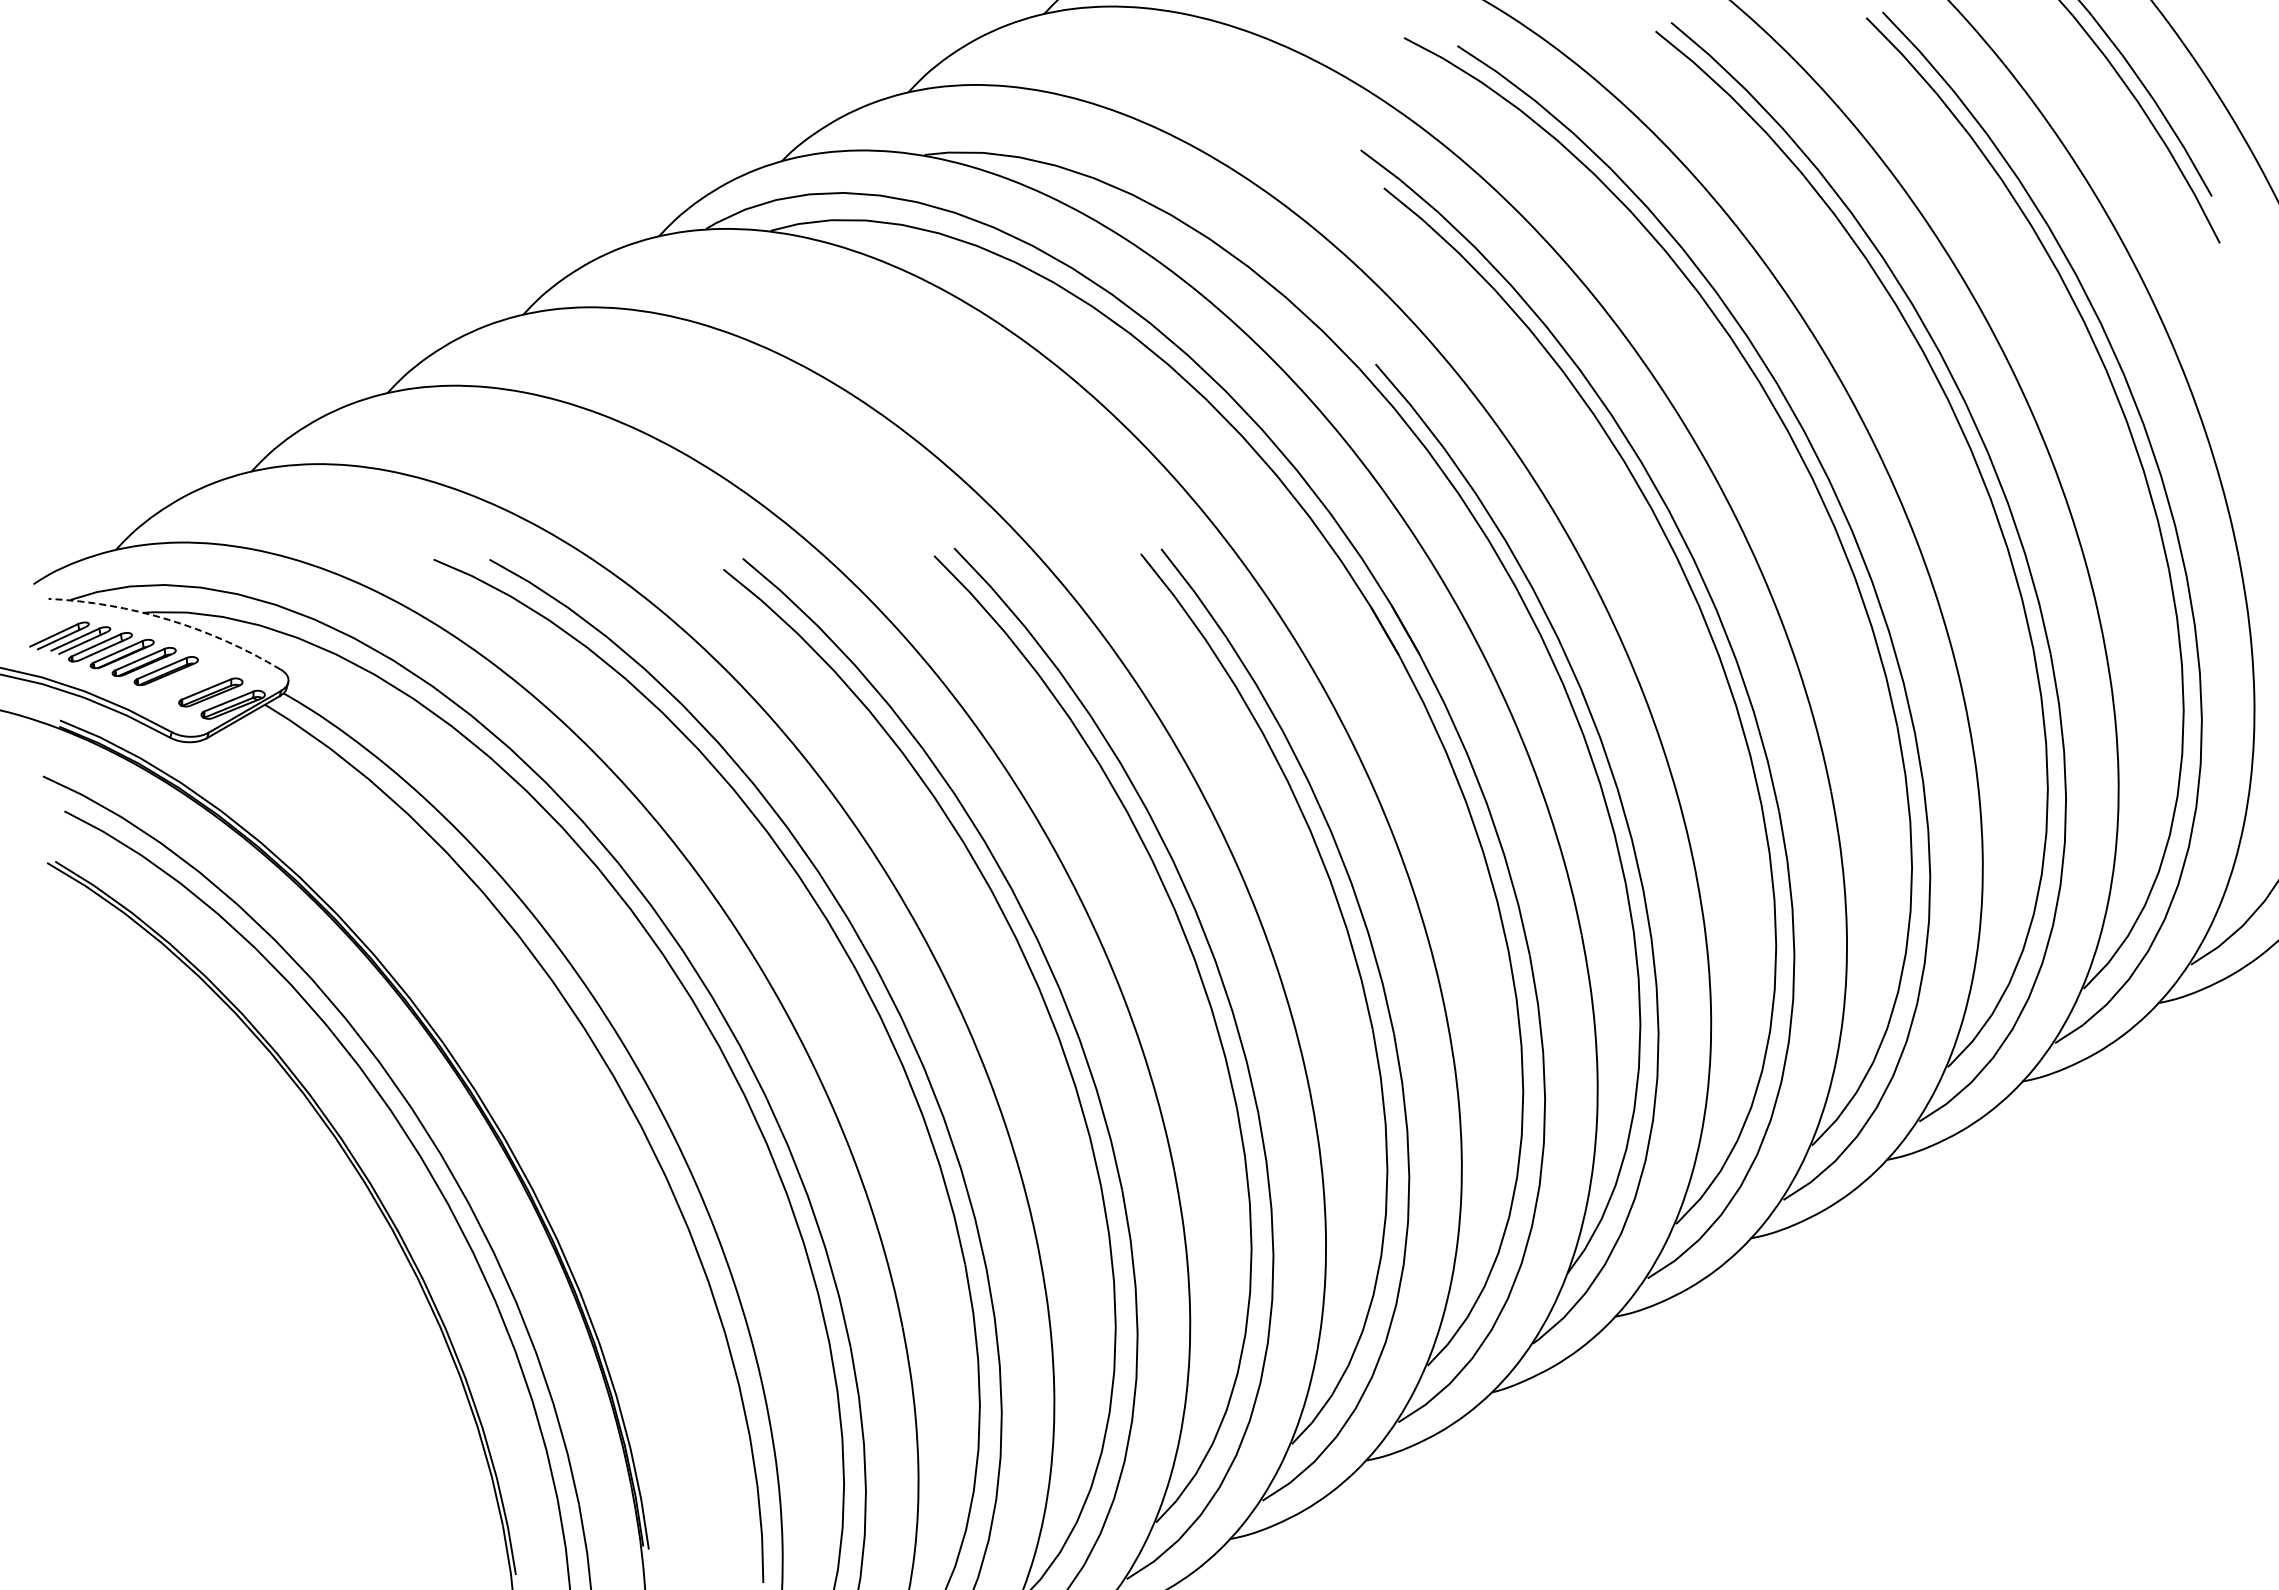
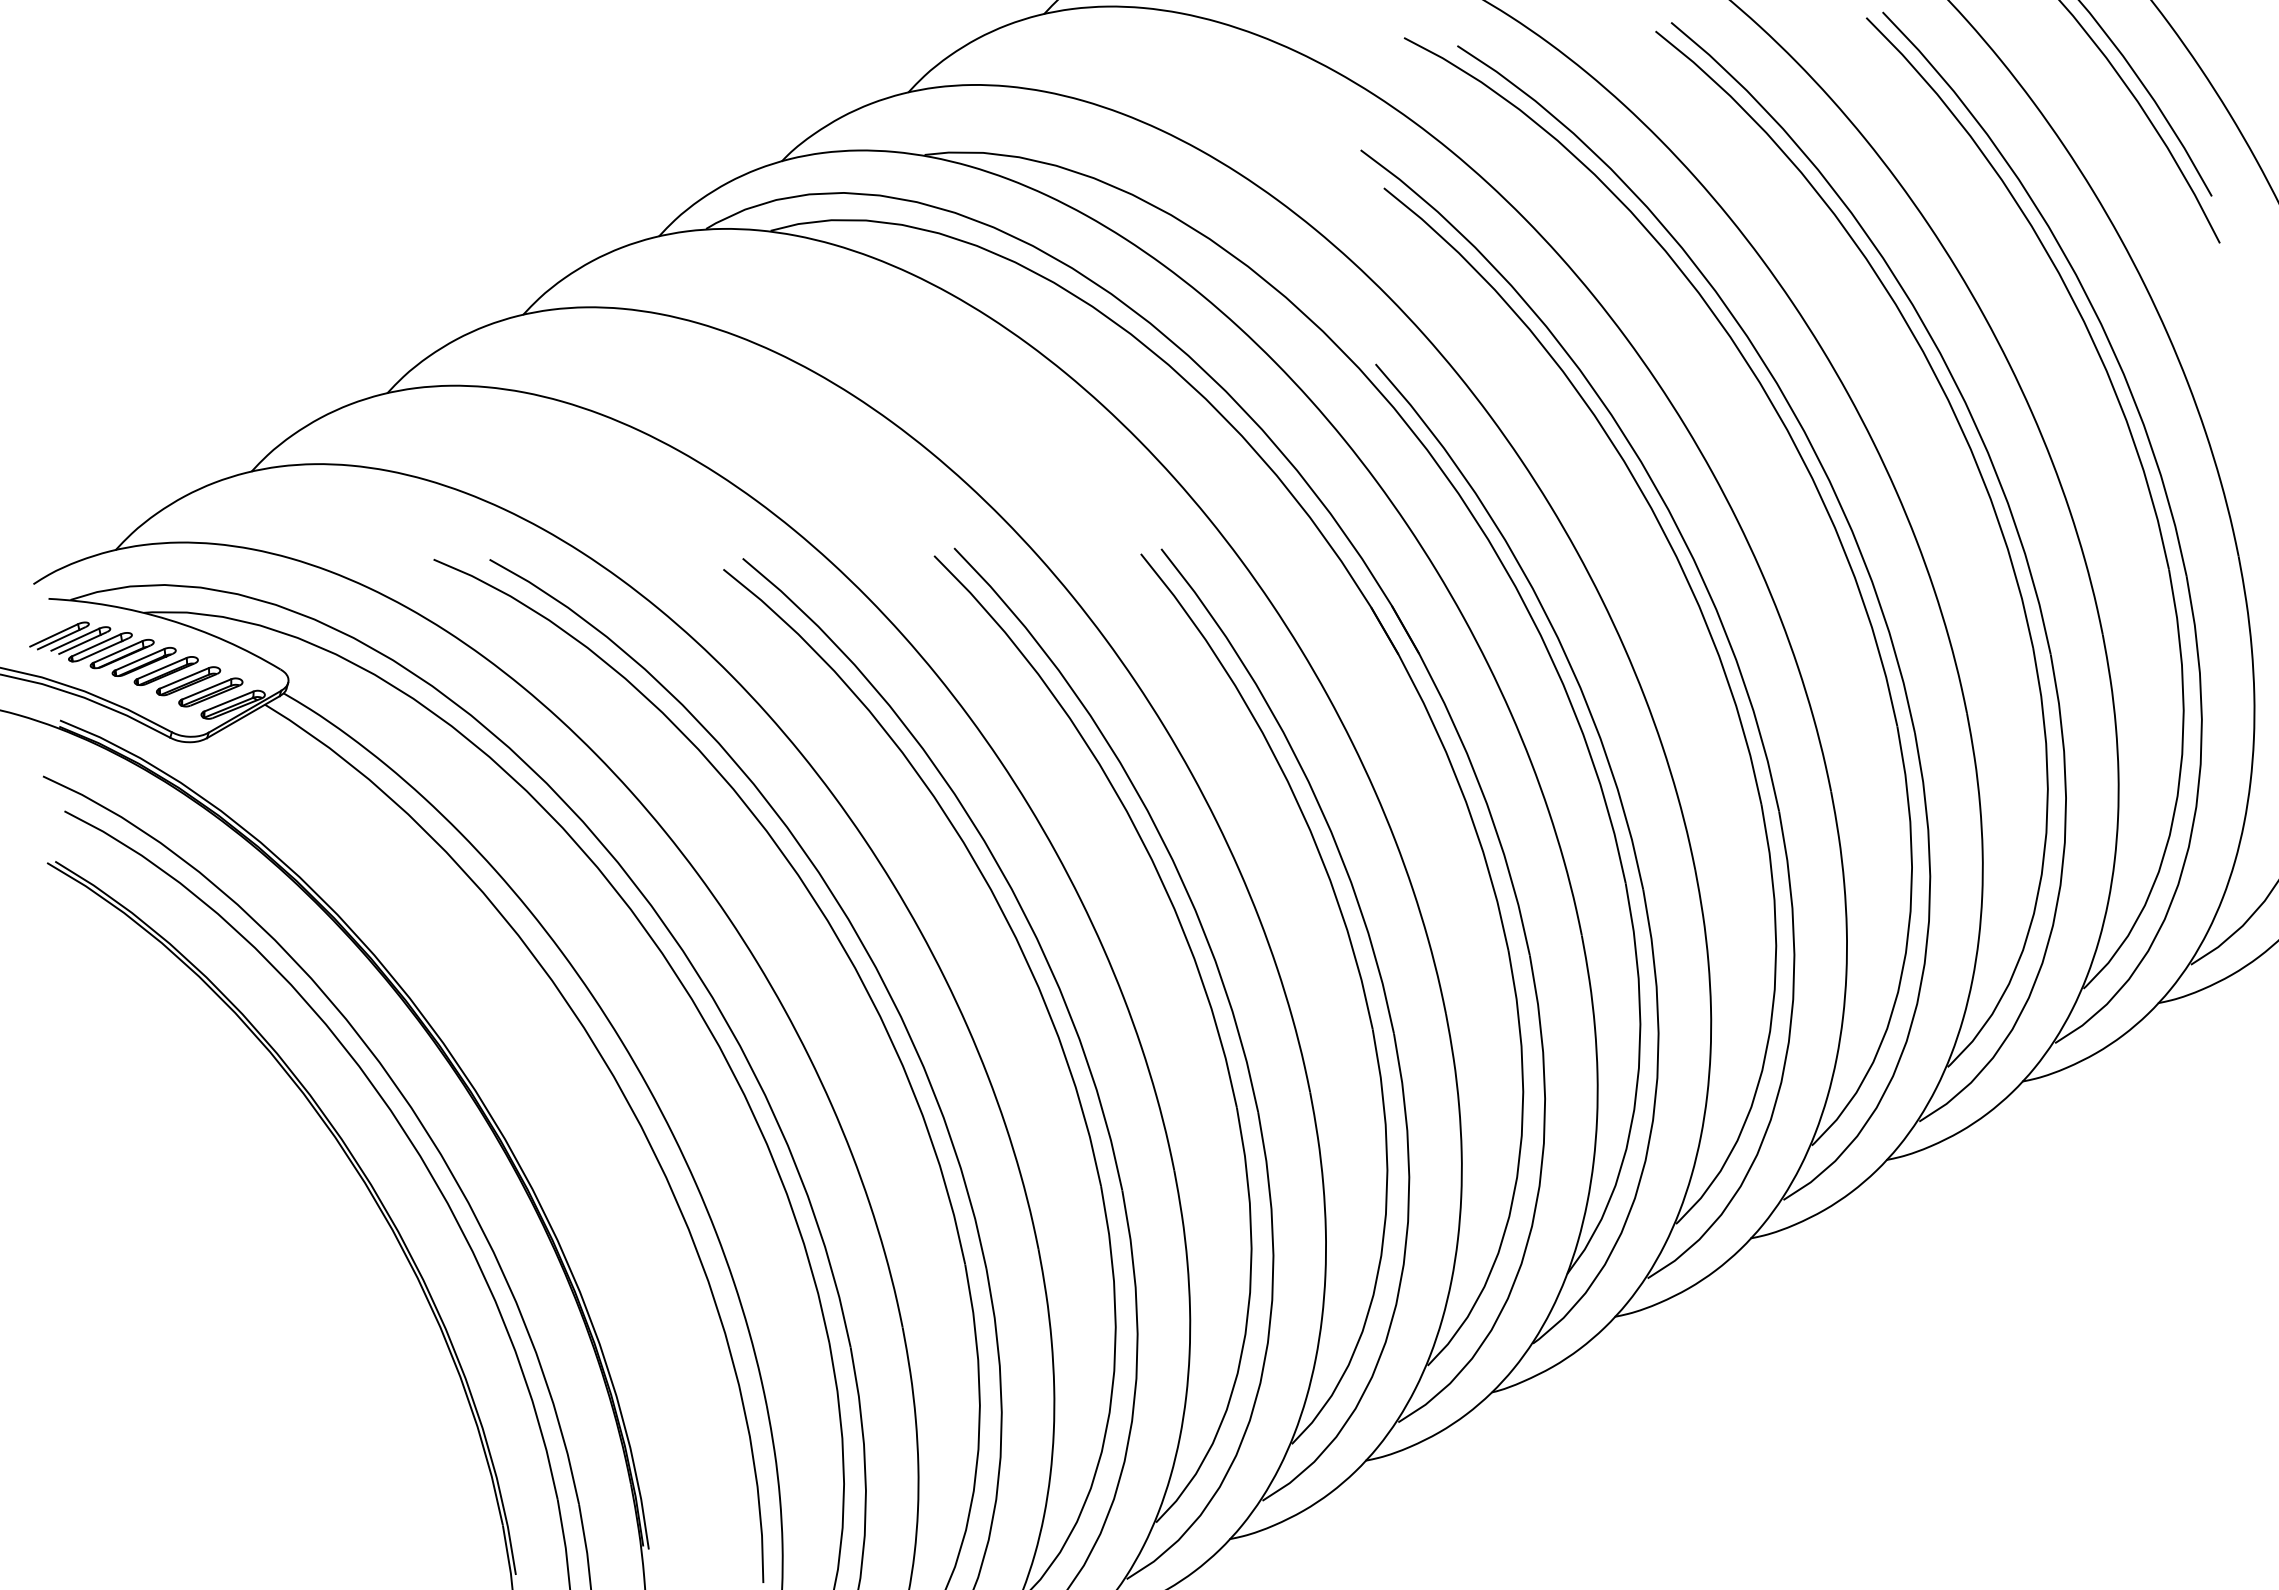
arc: dashed -> solid (168, 619)
part: none -> present (188, 681)
